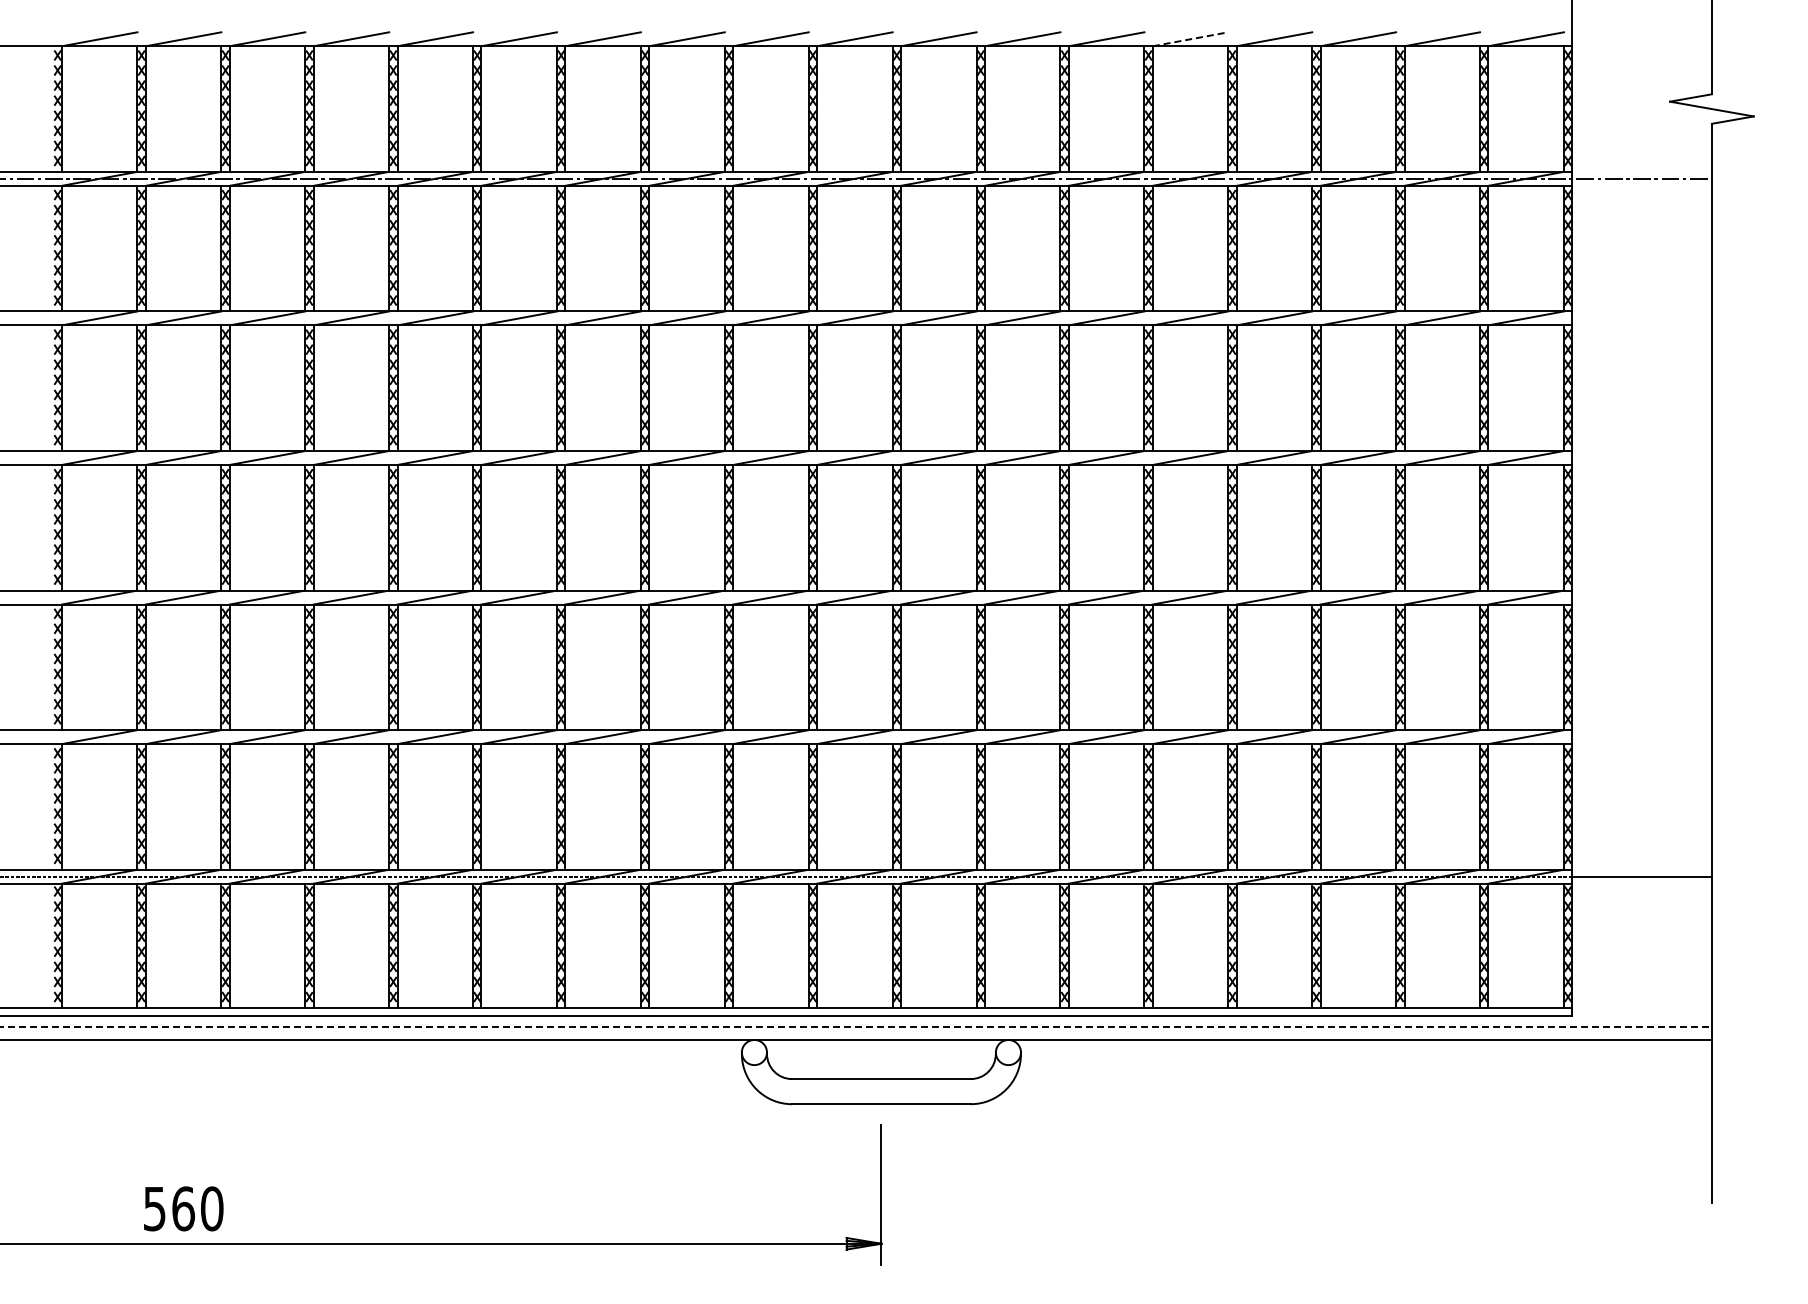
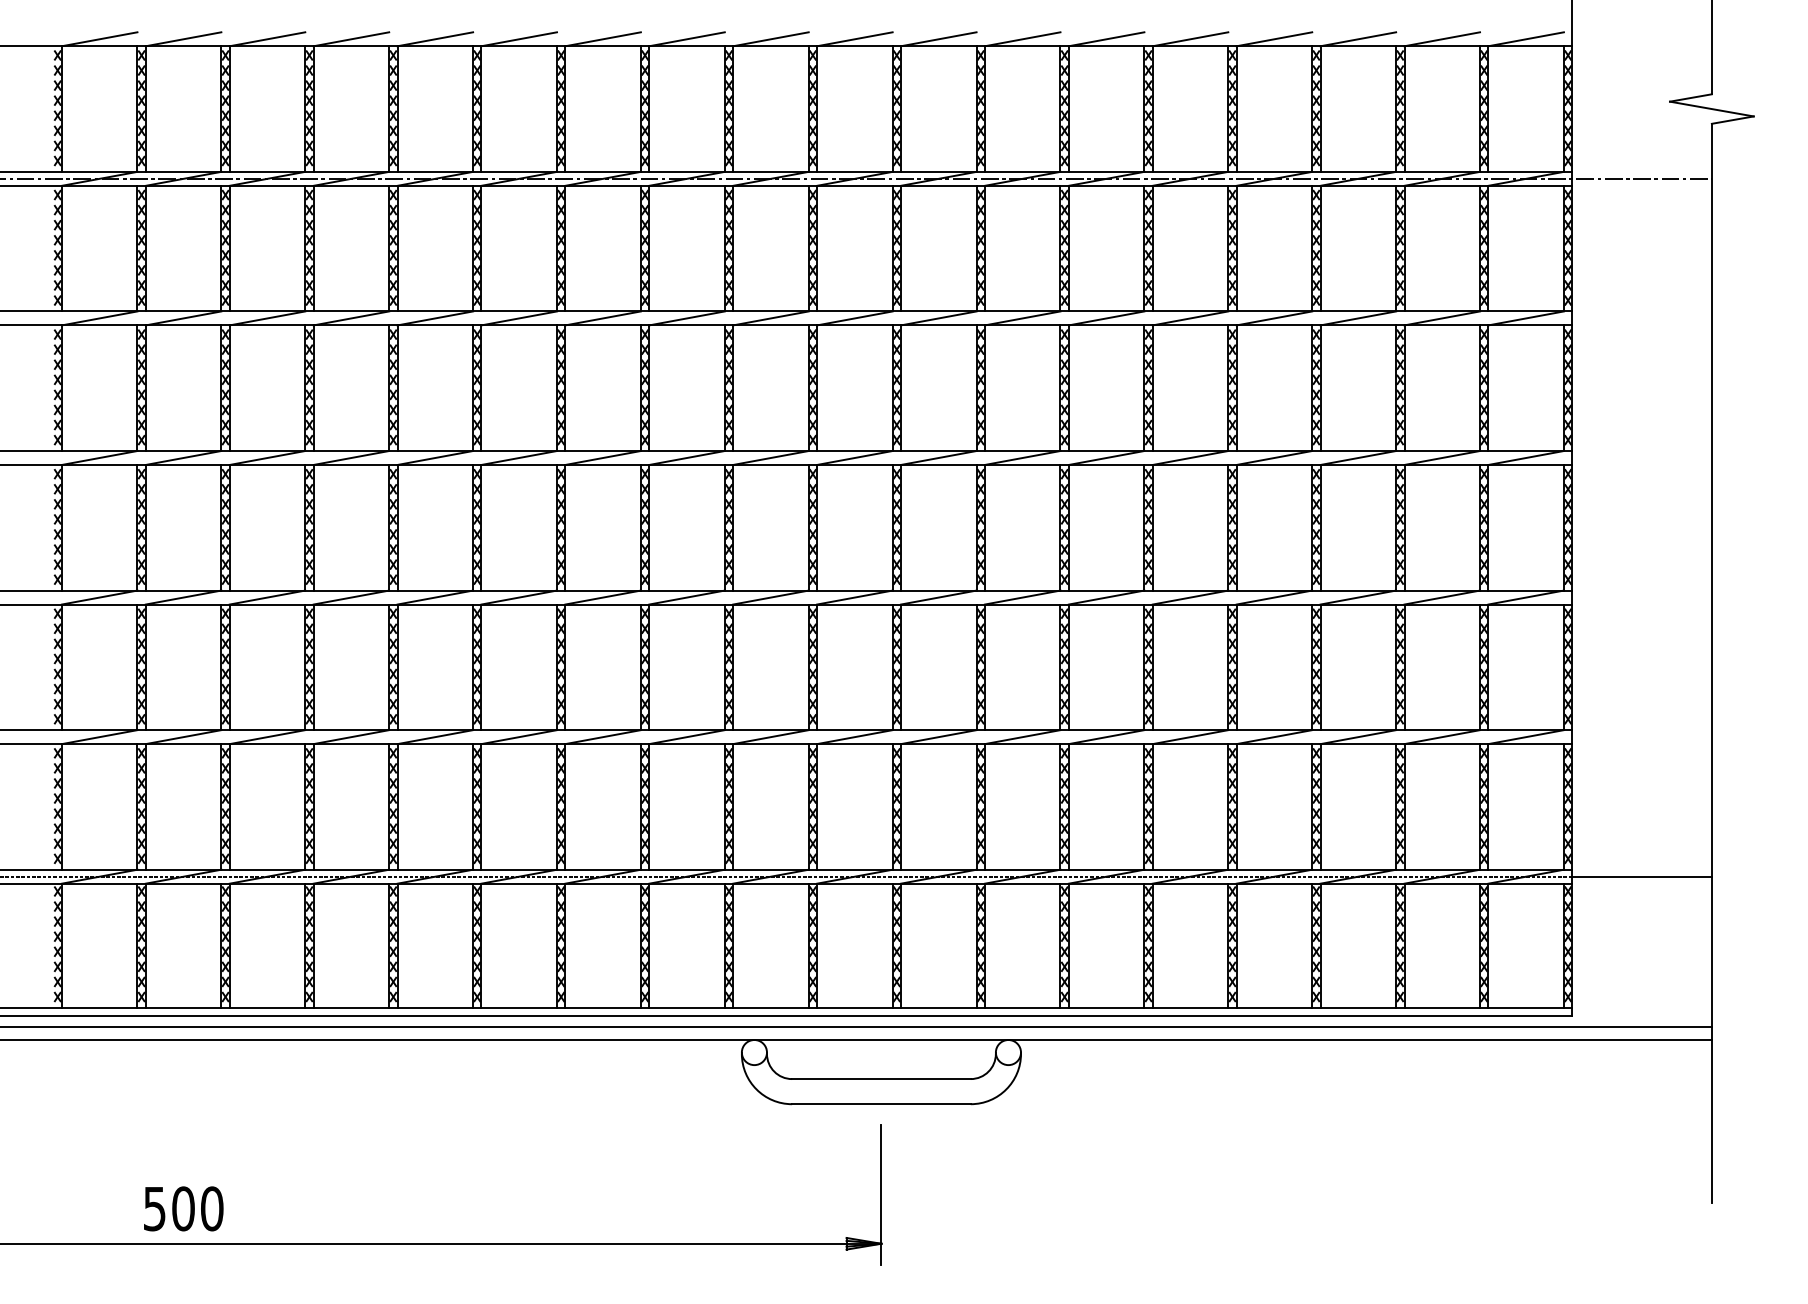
line: dashed -> solid (1191, 39)
line: dashed -> solid (856, 1027)
text: 560 -> 500 (183, 1208)
